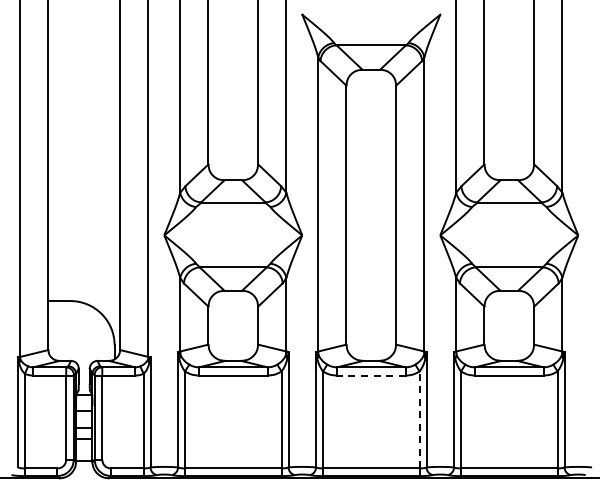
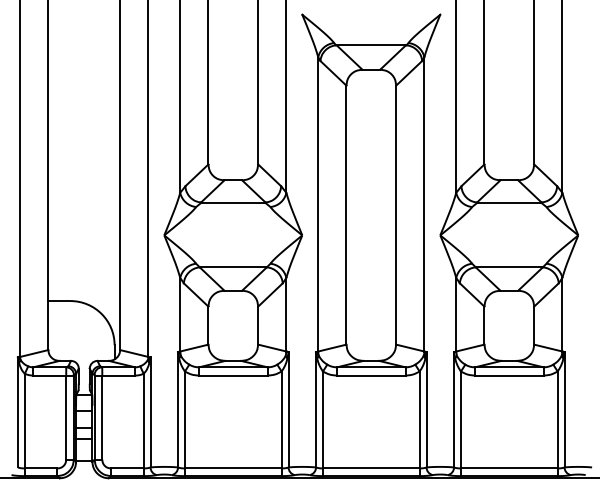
line: dashed -> solid (370, 375)
line: dashed -> solid (419, 419)
